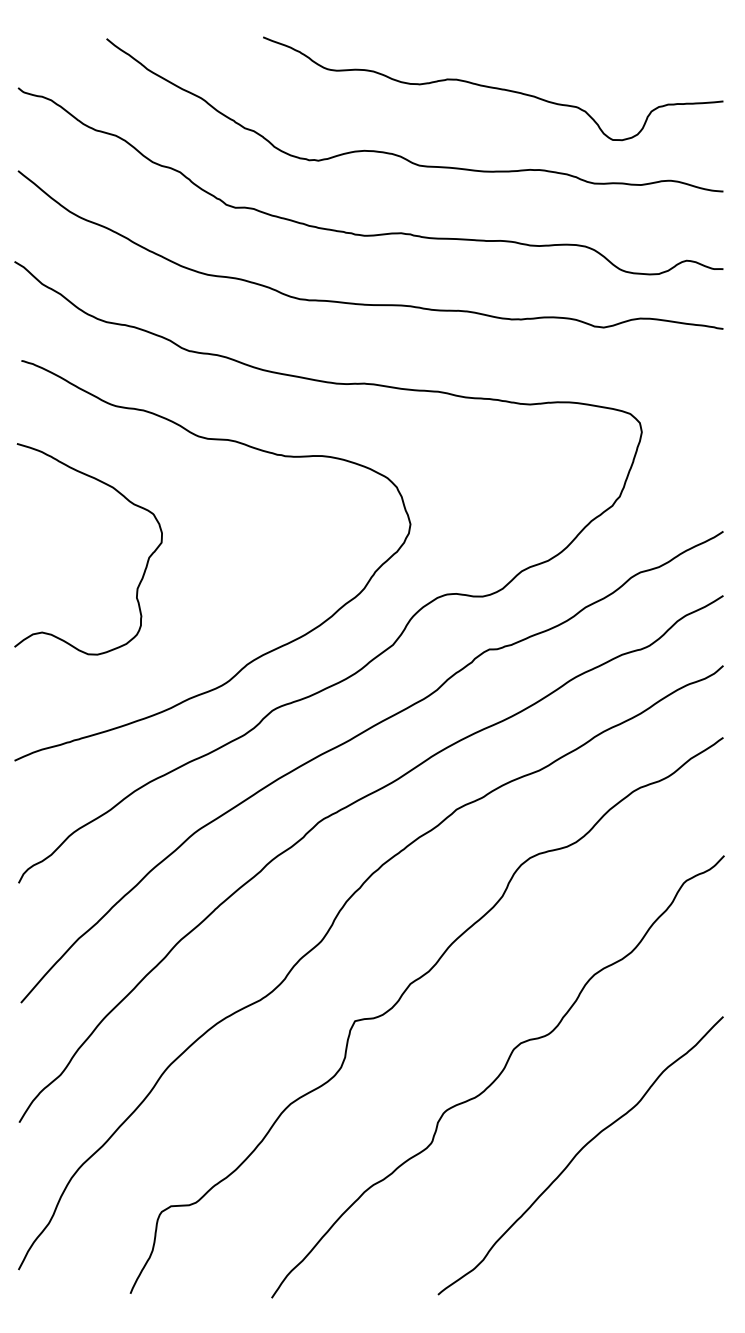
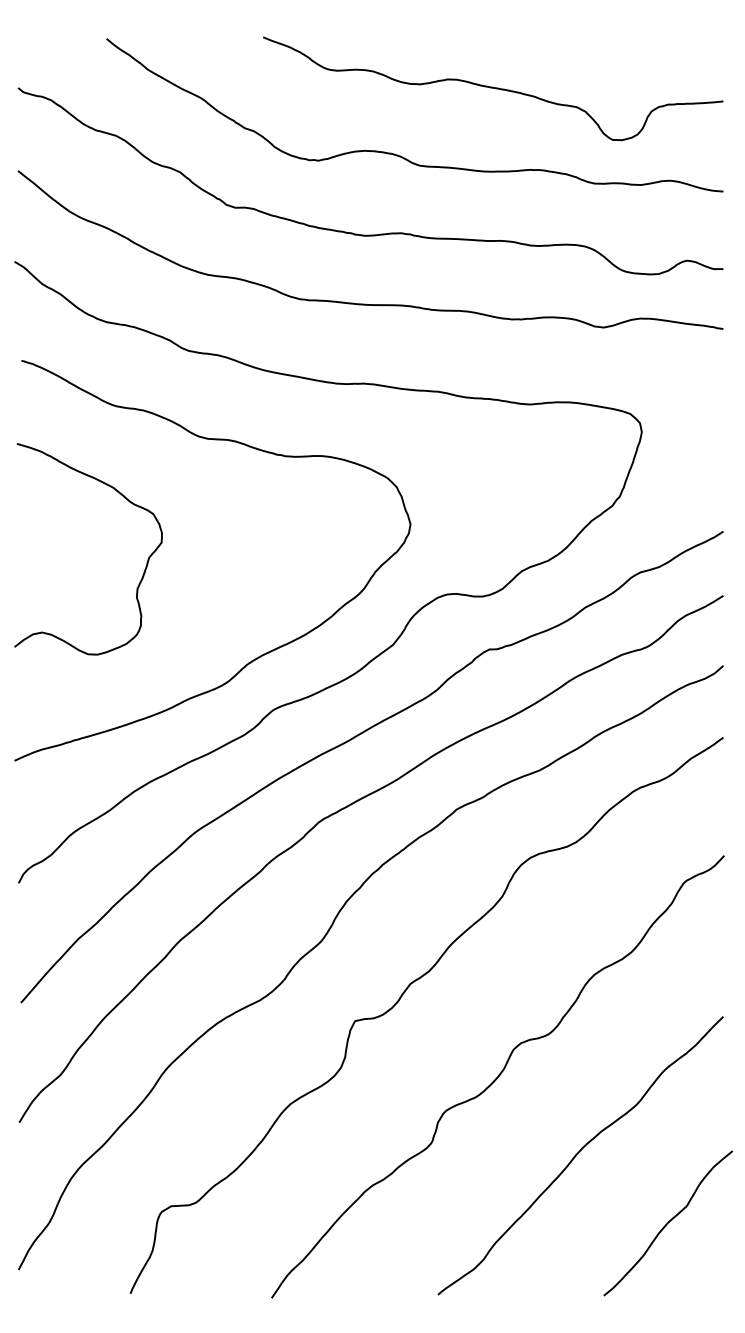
curve: none -> present (667, 1223)
